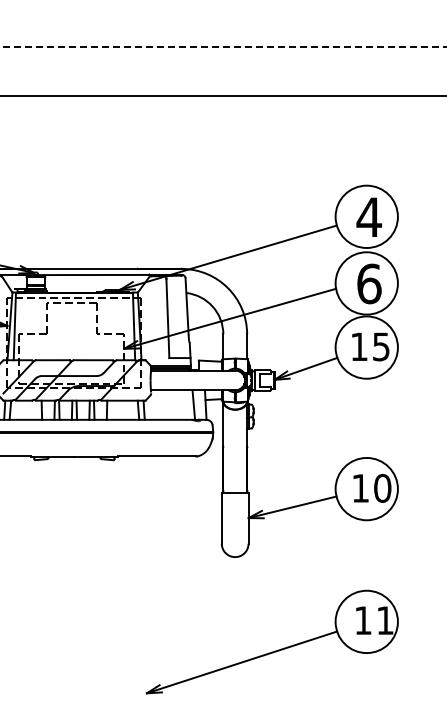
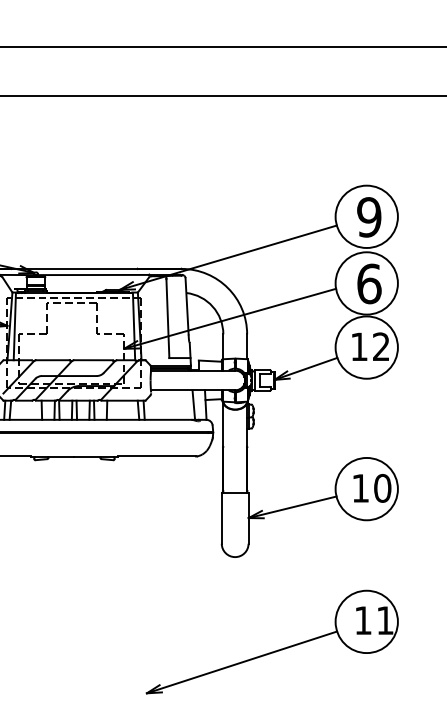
line: dashed -> solid (223, 46)
text: 4 -> 9 (369, 217)
text: 15 -> 12 (381, 346)
